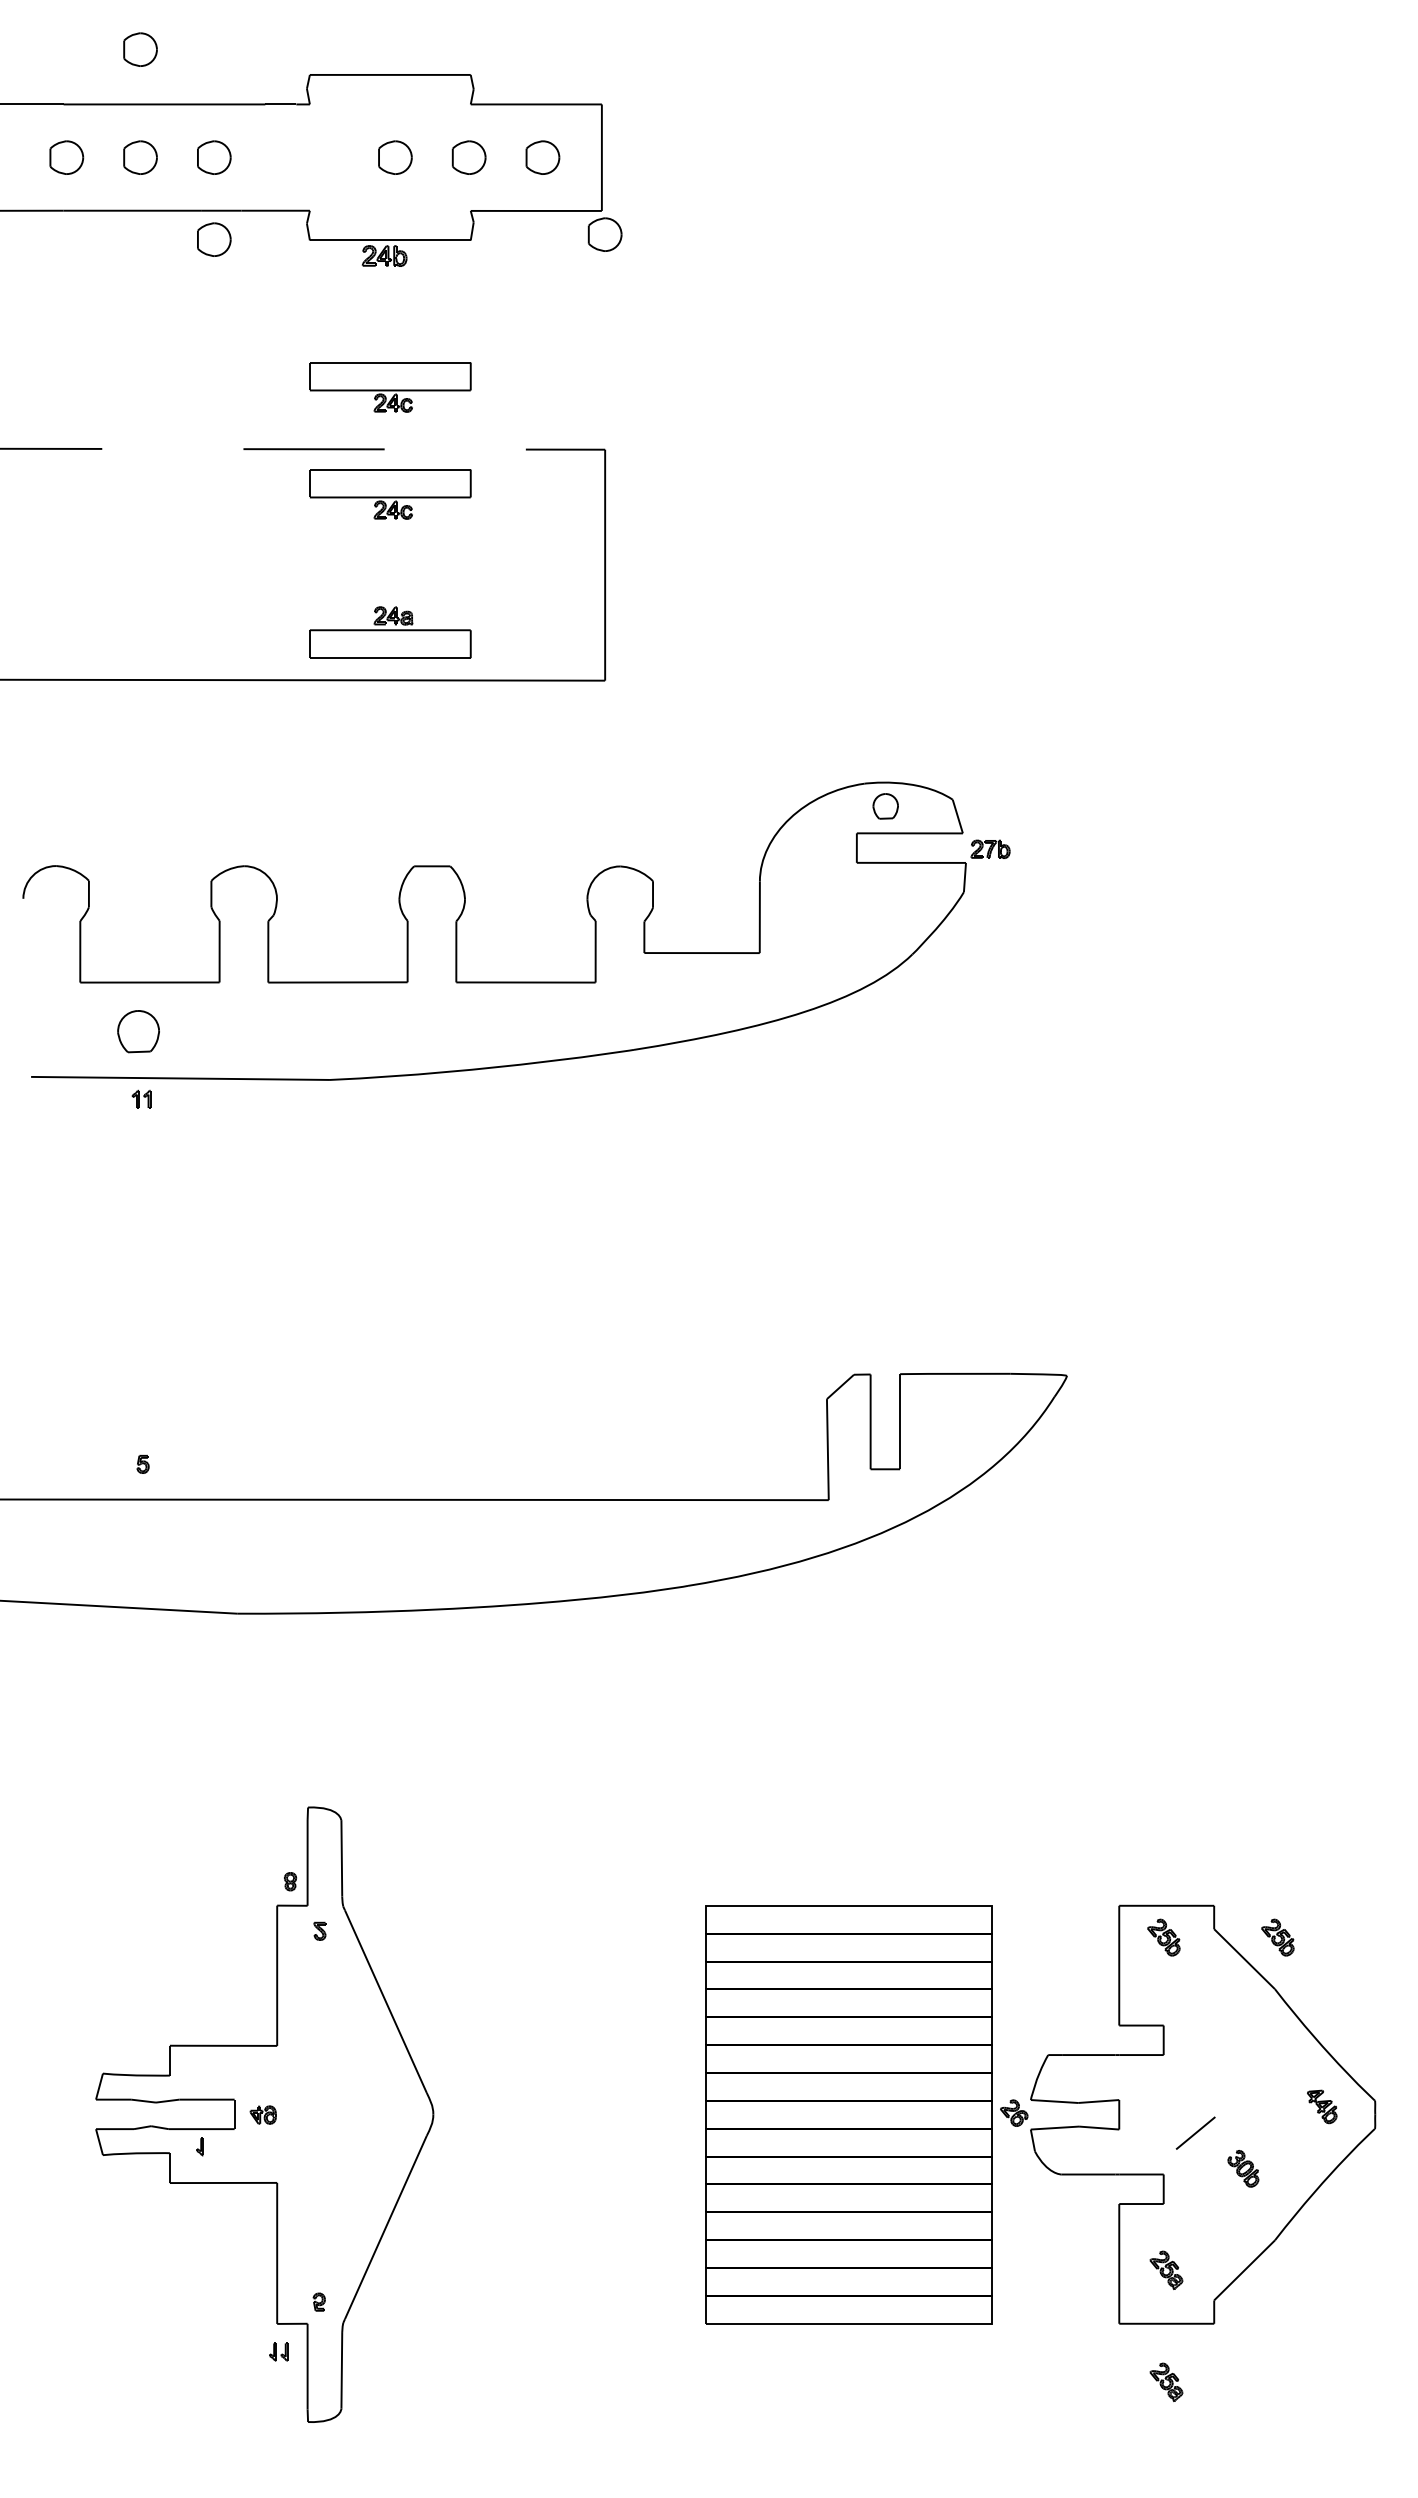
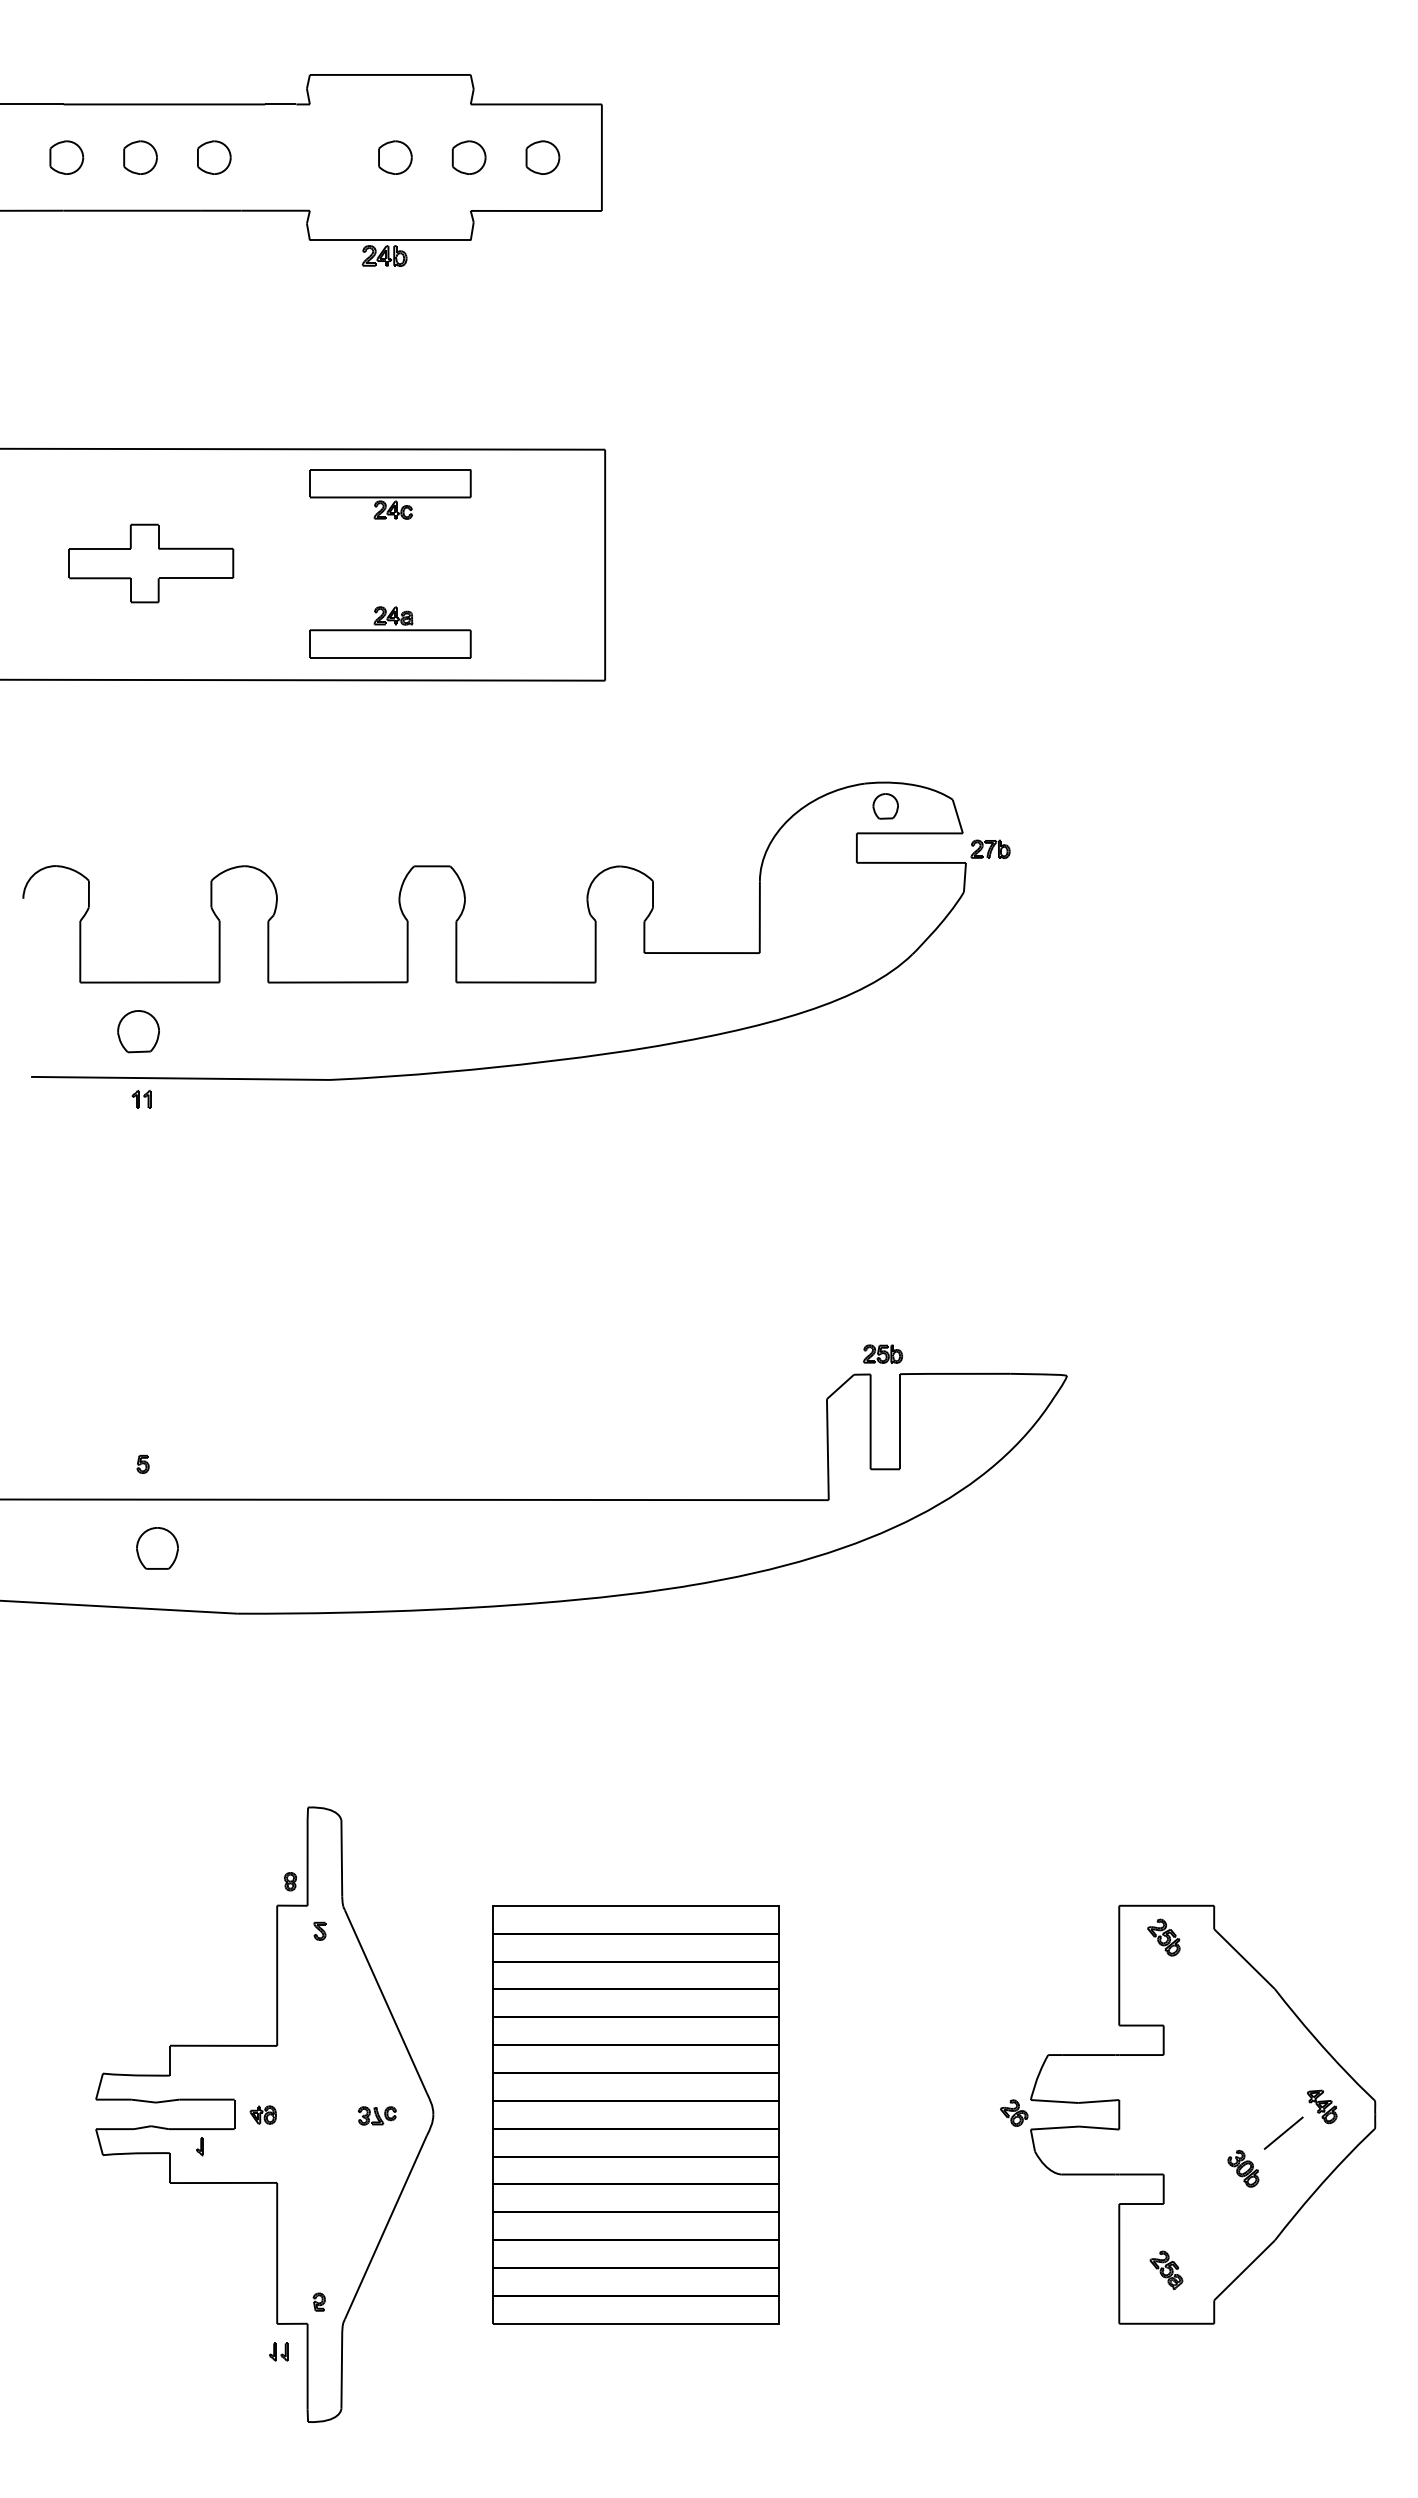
part: present -> none (140, 49)
part: present -> none (604, 234)
part: present -> none (214, 239)
part: present -> none (390, 387)
line: dashed -> solid (303, 449)
part: none -> present (151, 563)
part: none -> present (883, 1353)
part: none -> present (157, 1548)
part: present -> none (1277, 1937)
part position: (848, 2114) -> (635, 2114) (635, 2114)
part: none -> present (376, 2115)
line position: (1195, 2132) -> (1283, 2132) (1283, 2132)
part: present -> none (1166, 2381)
